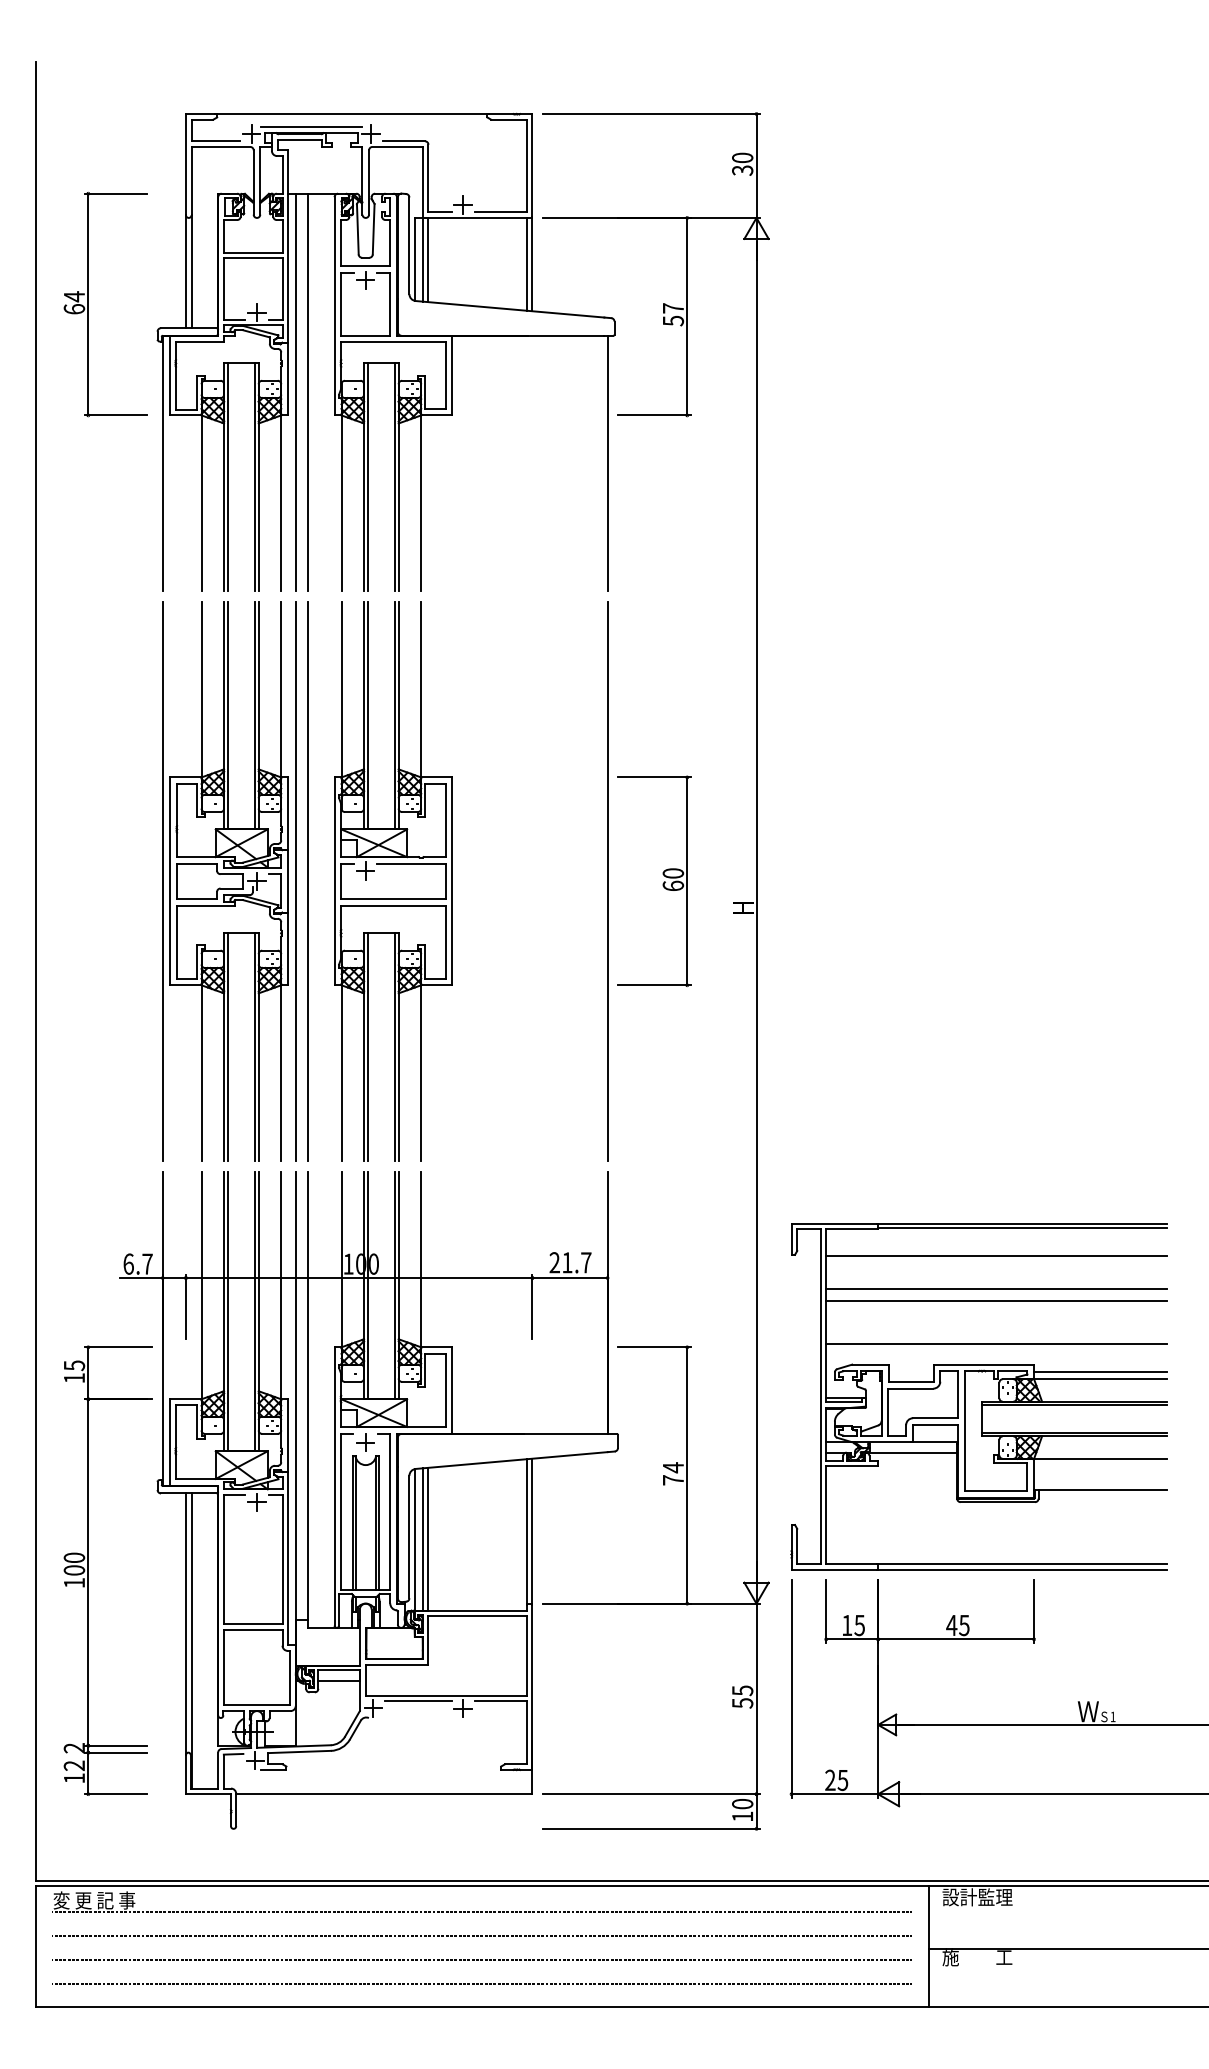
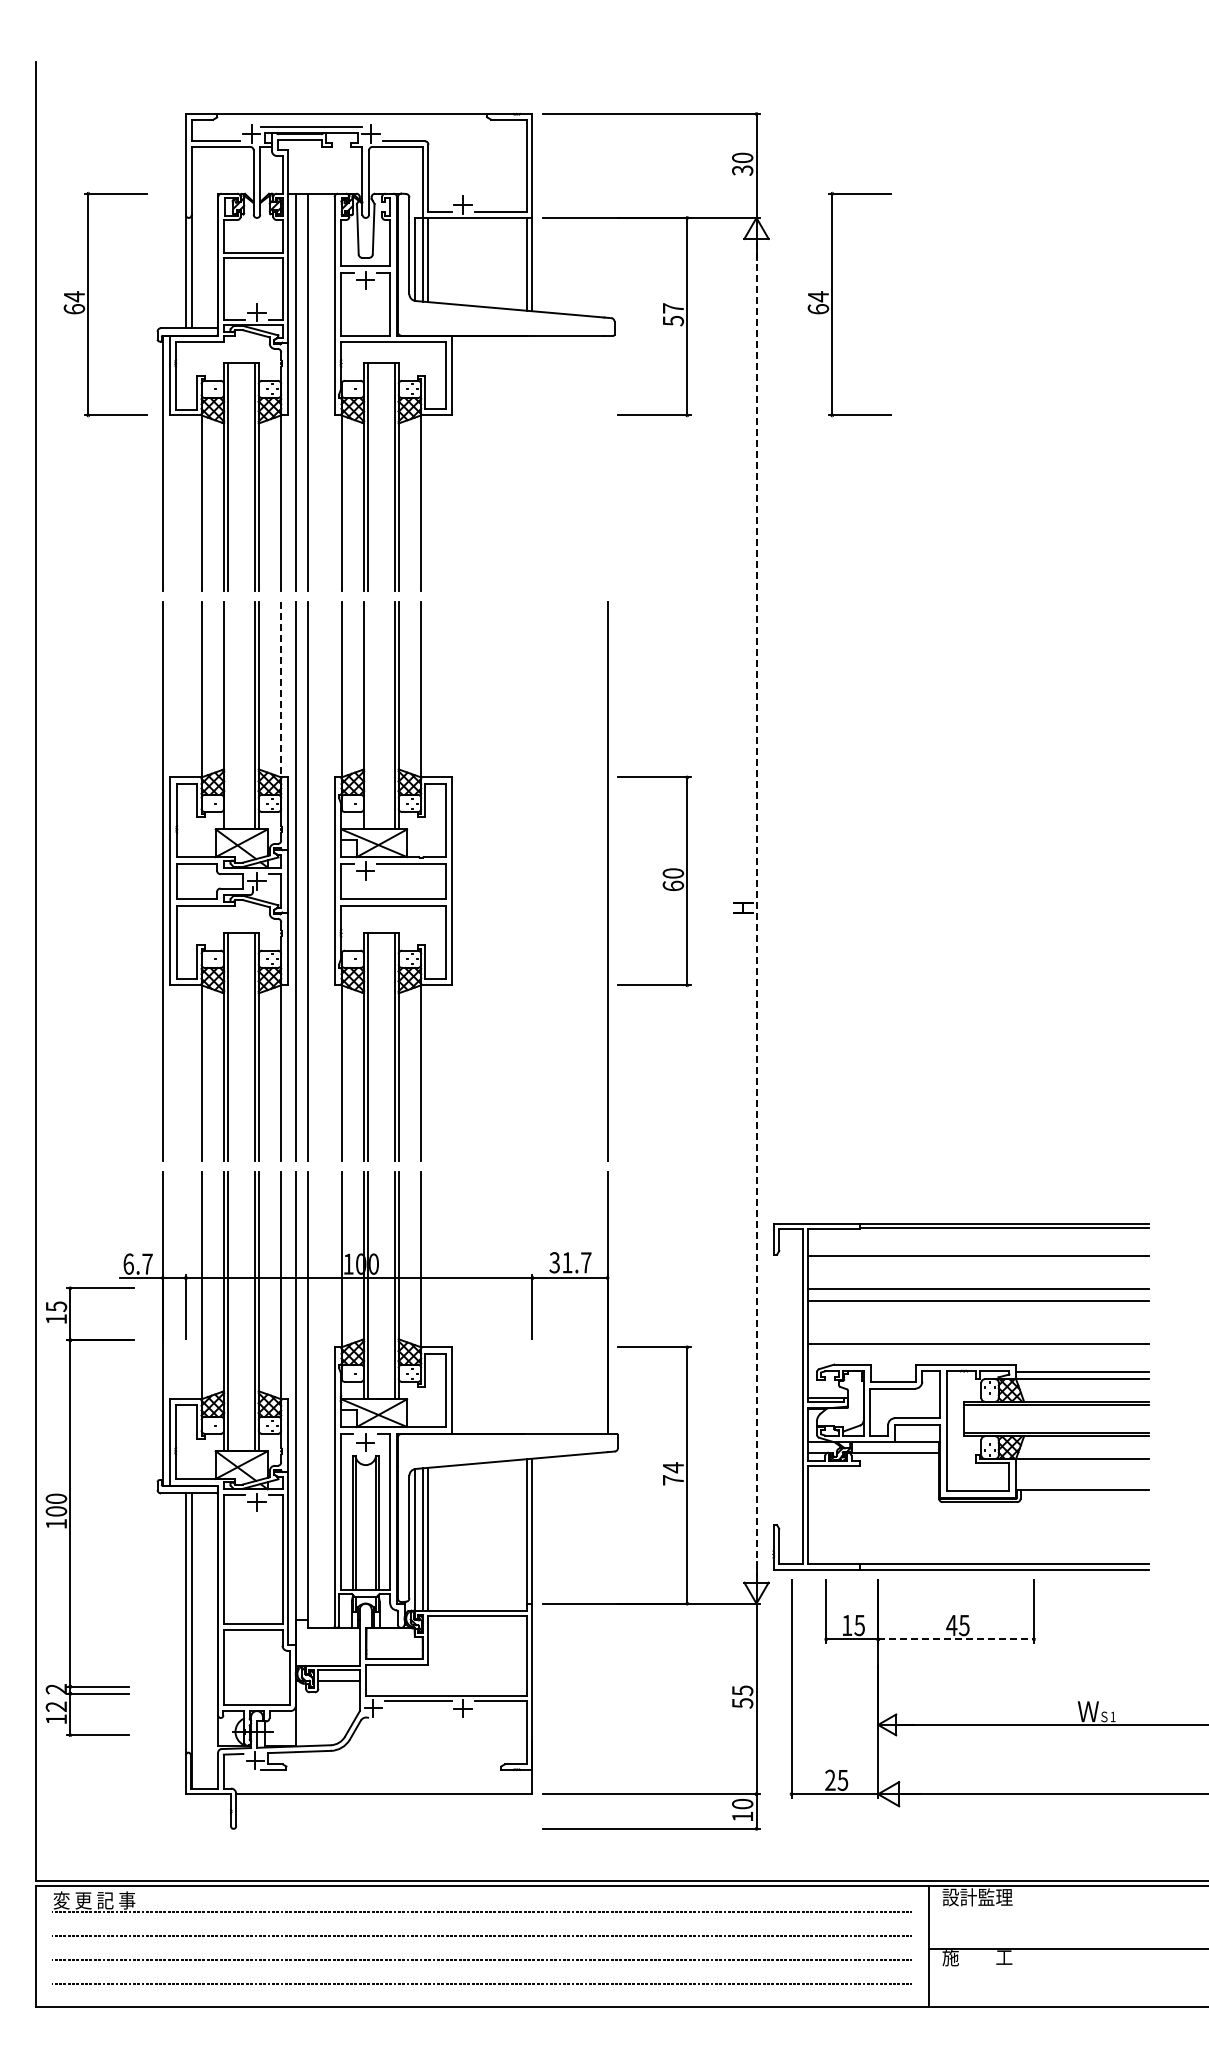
part: none -> present (832, 304)
line: present -> none (607, 463)
line: solid -> dashed (281, 690)
line: present -> none (227, 715)
line: present -> none (367, 715)
line: solid -> dashed (756, 910)
text: 21.7 -> 31.7 (554, 1262)
part position: (978, 1396) -> (960, 1396) (960, 1396)
part position: (88, 1570) -> (70, 1511) (70, 1511)
line: solid -> dashed (956, 1639)
